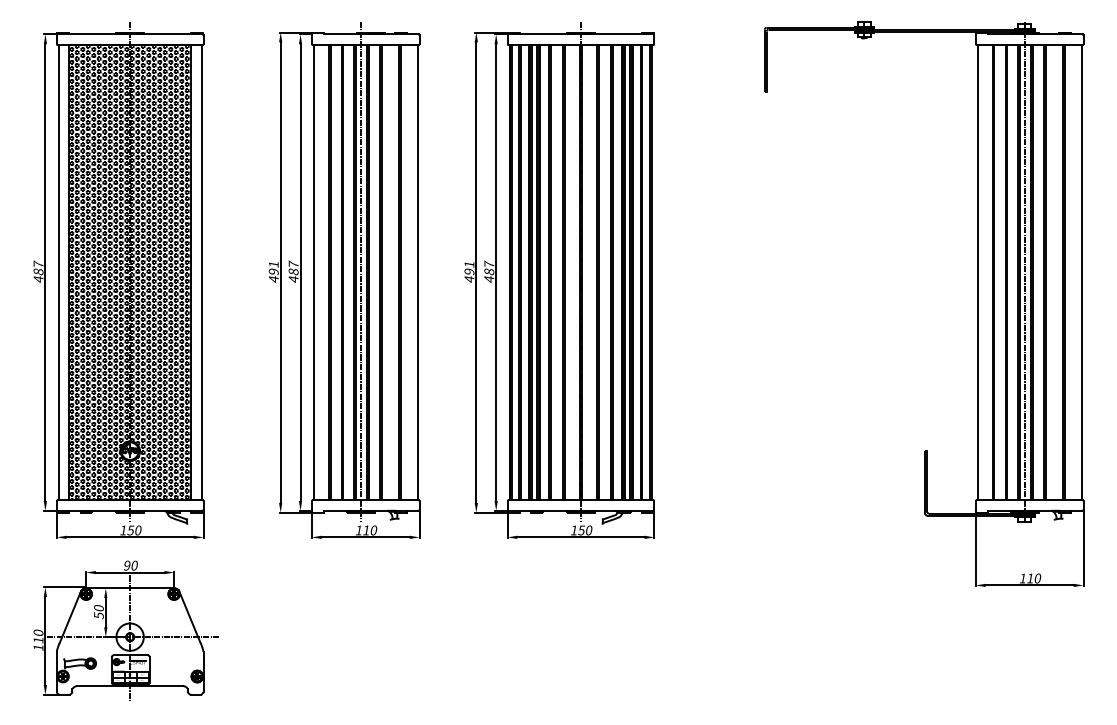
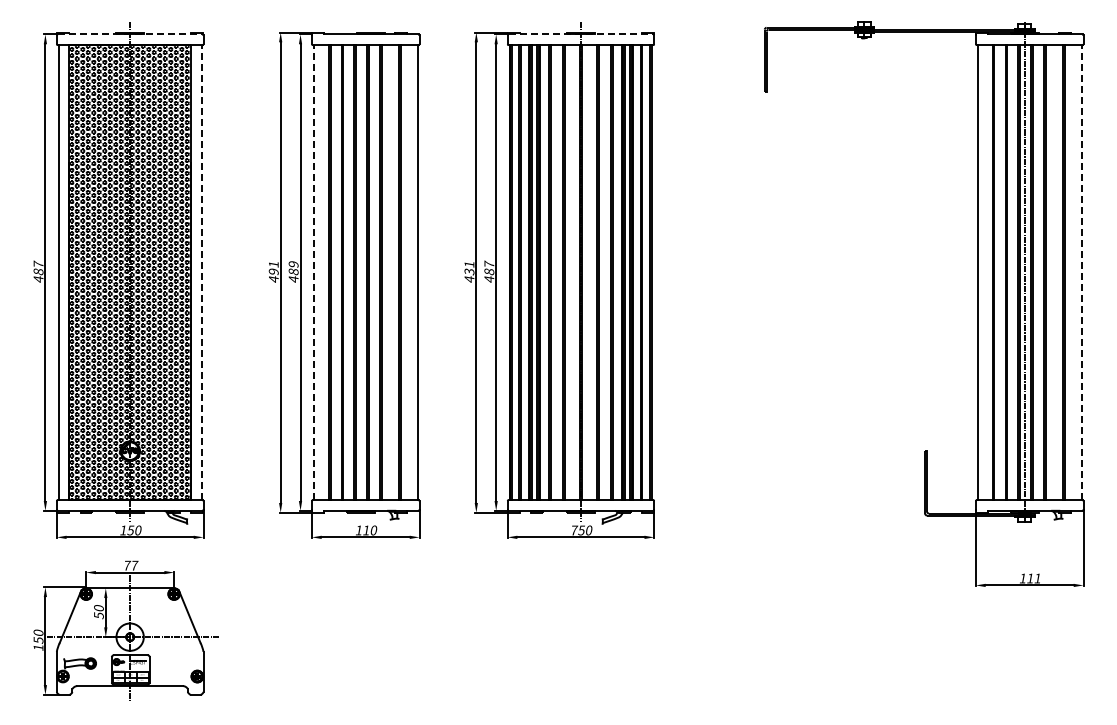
line: solid -> dashed (130, 34)
line: solid -> dashed (581, 34)
text: 487 -> 489 (293, 263)
line: present -> none (360, 271)
text: 491 -> 431 (469, 271)
line: solid -> dashed (201, 272)
line: solid -> dashed (313, 272)
line: solid -> dashed (1081, 272)
text: 150 -> 750 (574, 530)
text: 90 -> 77 (131, 565)
text: 110 -> 111 (1037, 578)
text: 110 -> 150 (38, 640)
